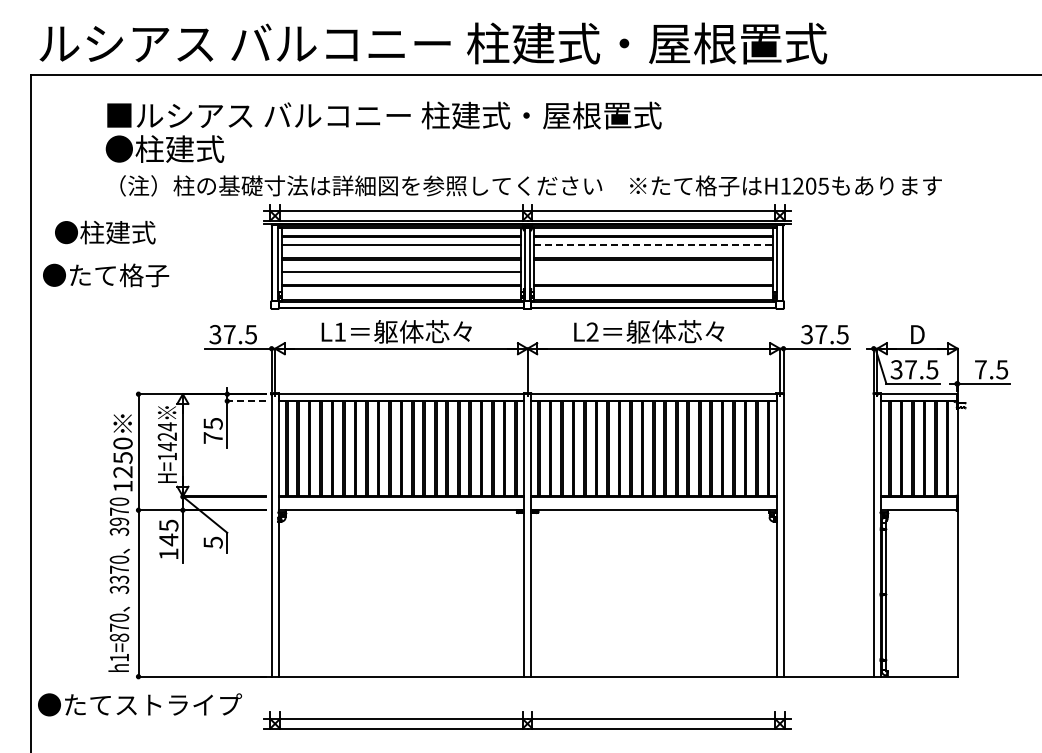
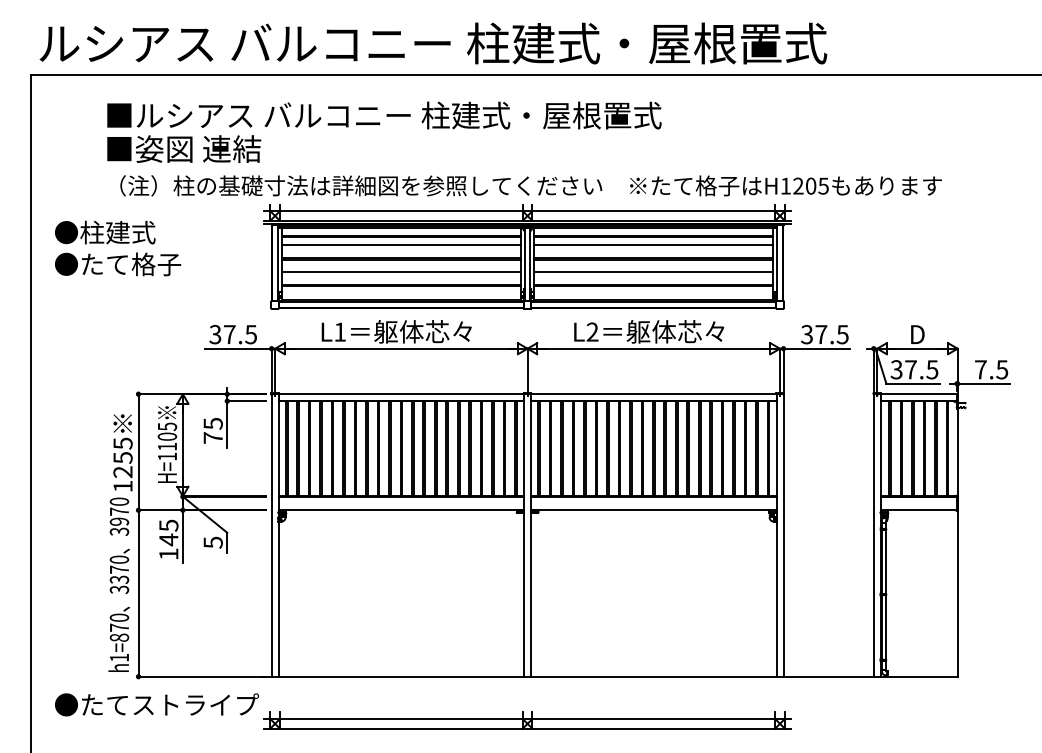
text: ●柱建式 -> ■姿図 連結 (183, 148)
line: dashed -> solid (653, 245)
line: none -> present (653, 271)
text position: (106, 275) -> (118, 264) (118, 264)
line: dashed -> solid (246, 401)
text: H=1424 -> H=1105 (167, 436)
text: 1250 -> 1255 (122, 443)
text position: (139, 704) -> (156, 704) (156, 704)
